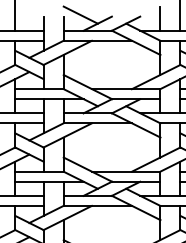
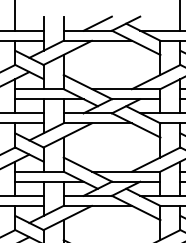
line: present -> none (80, 14)
line: present -> none (160, 18)
